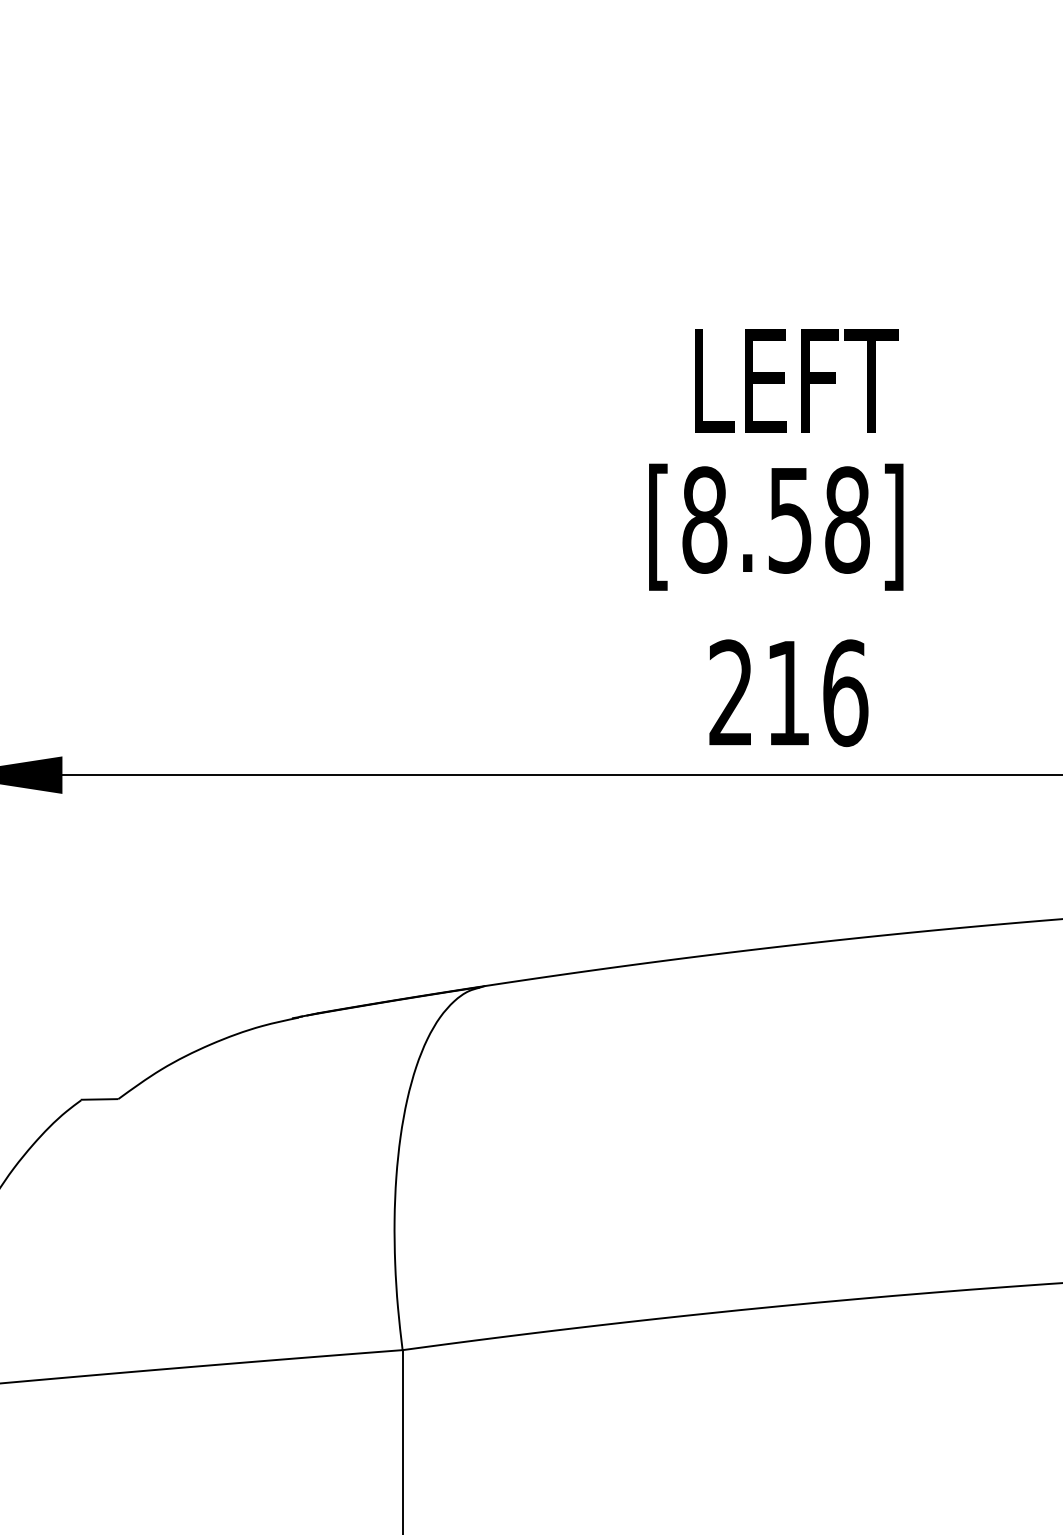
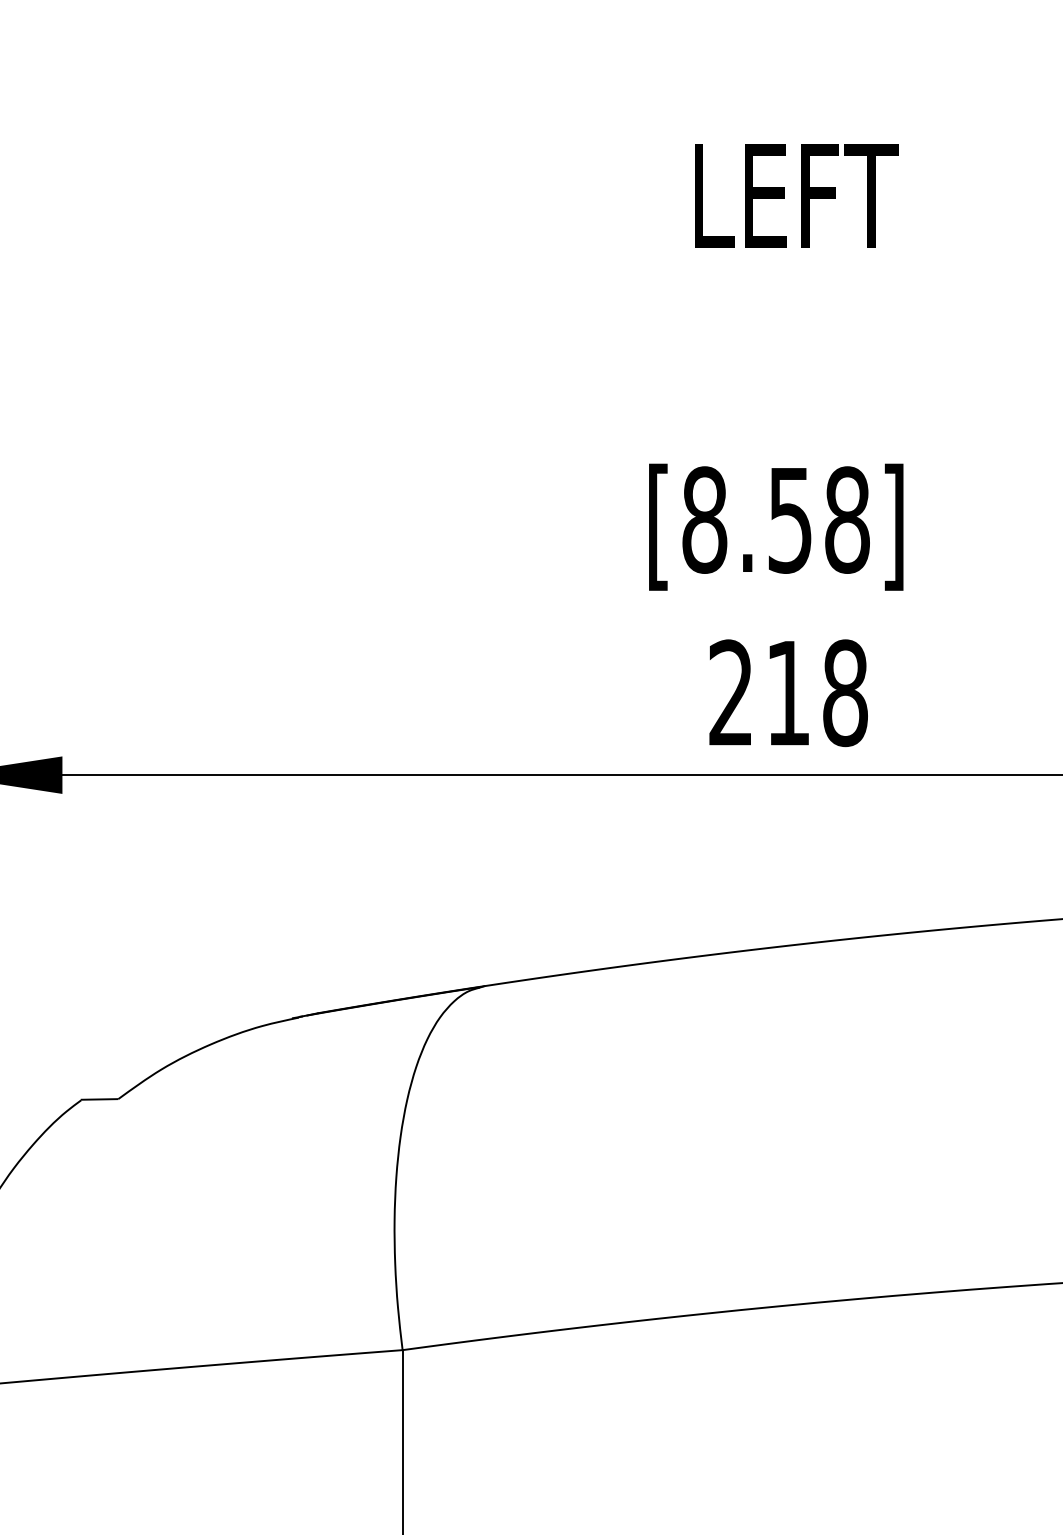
text position: (796, 380) -> (796, 195) (796, 195)
text: 216 -> 218 (845, 692)
